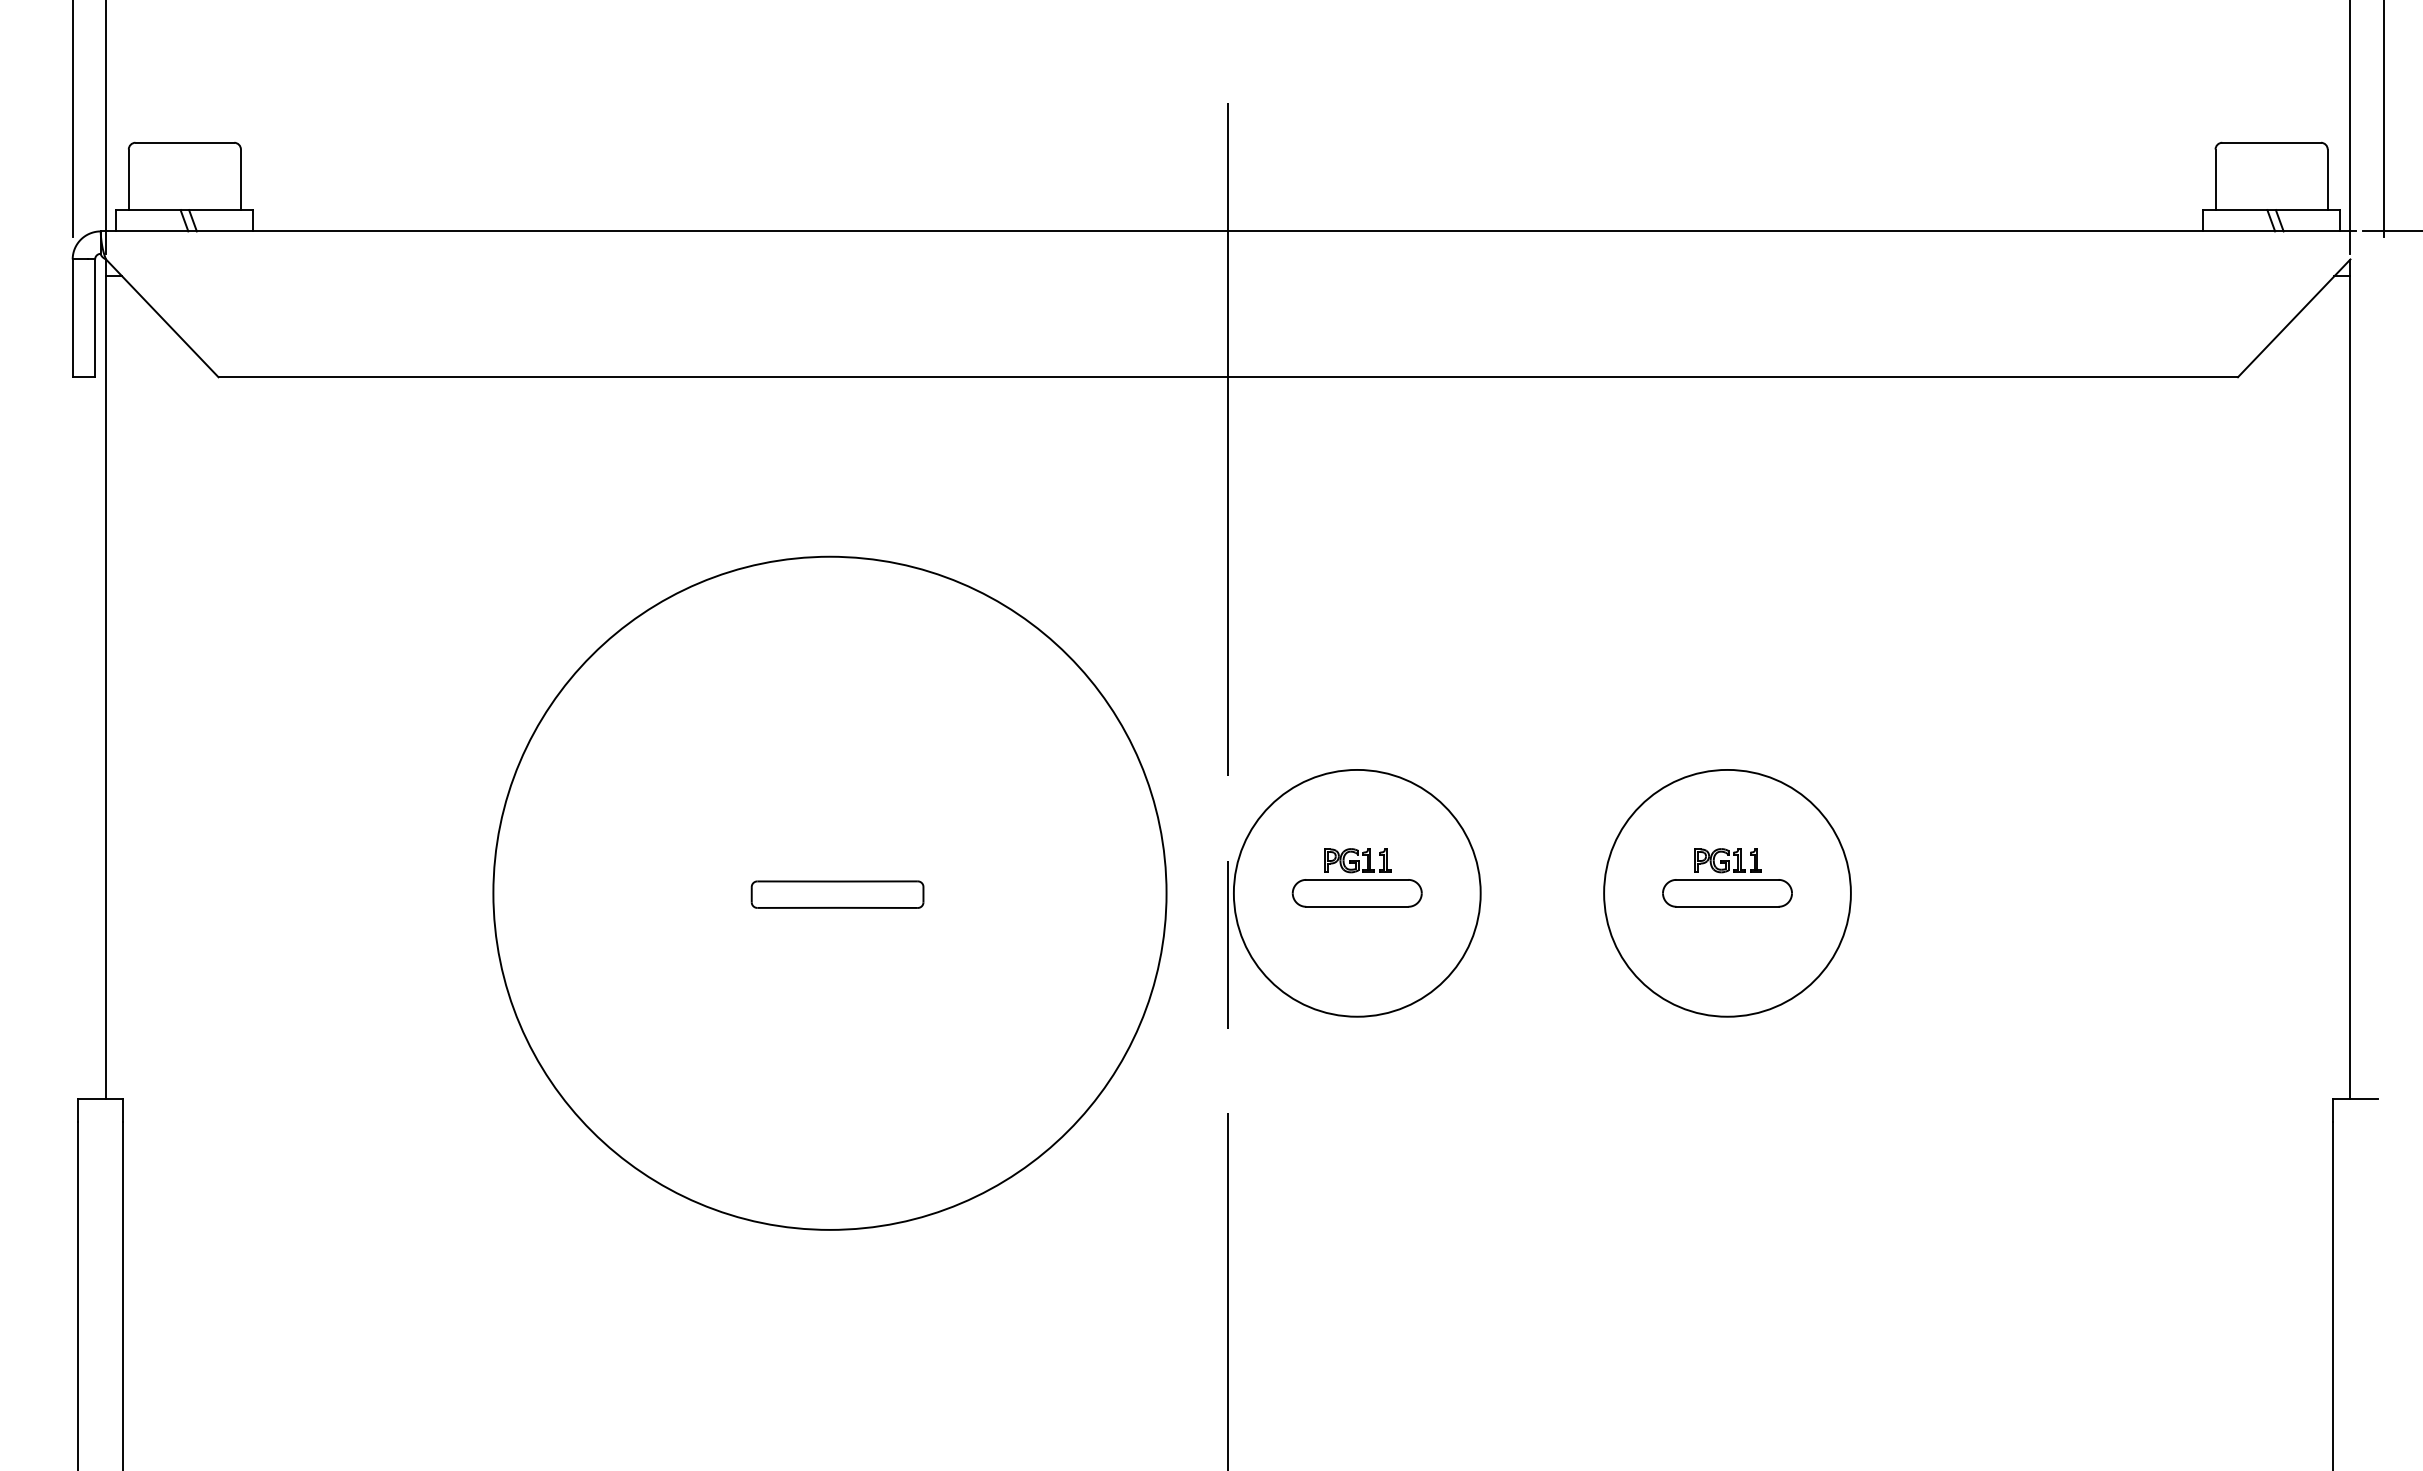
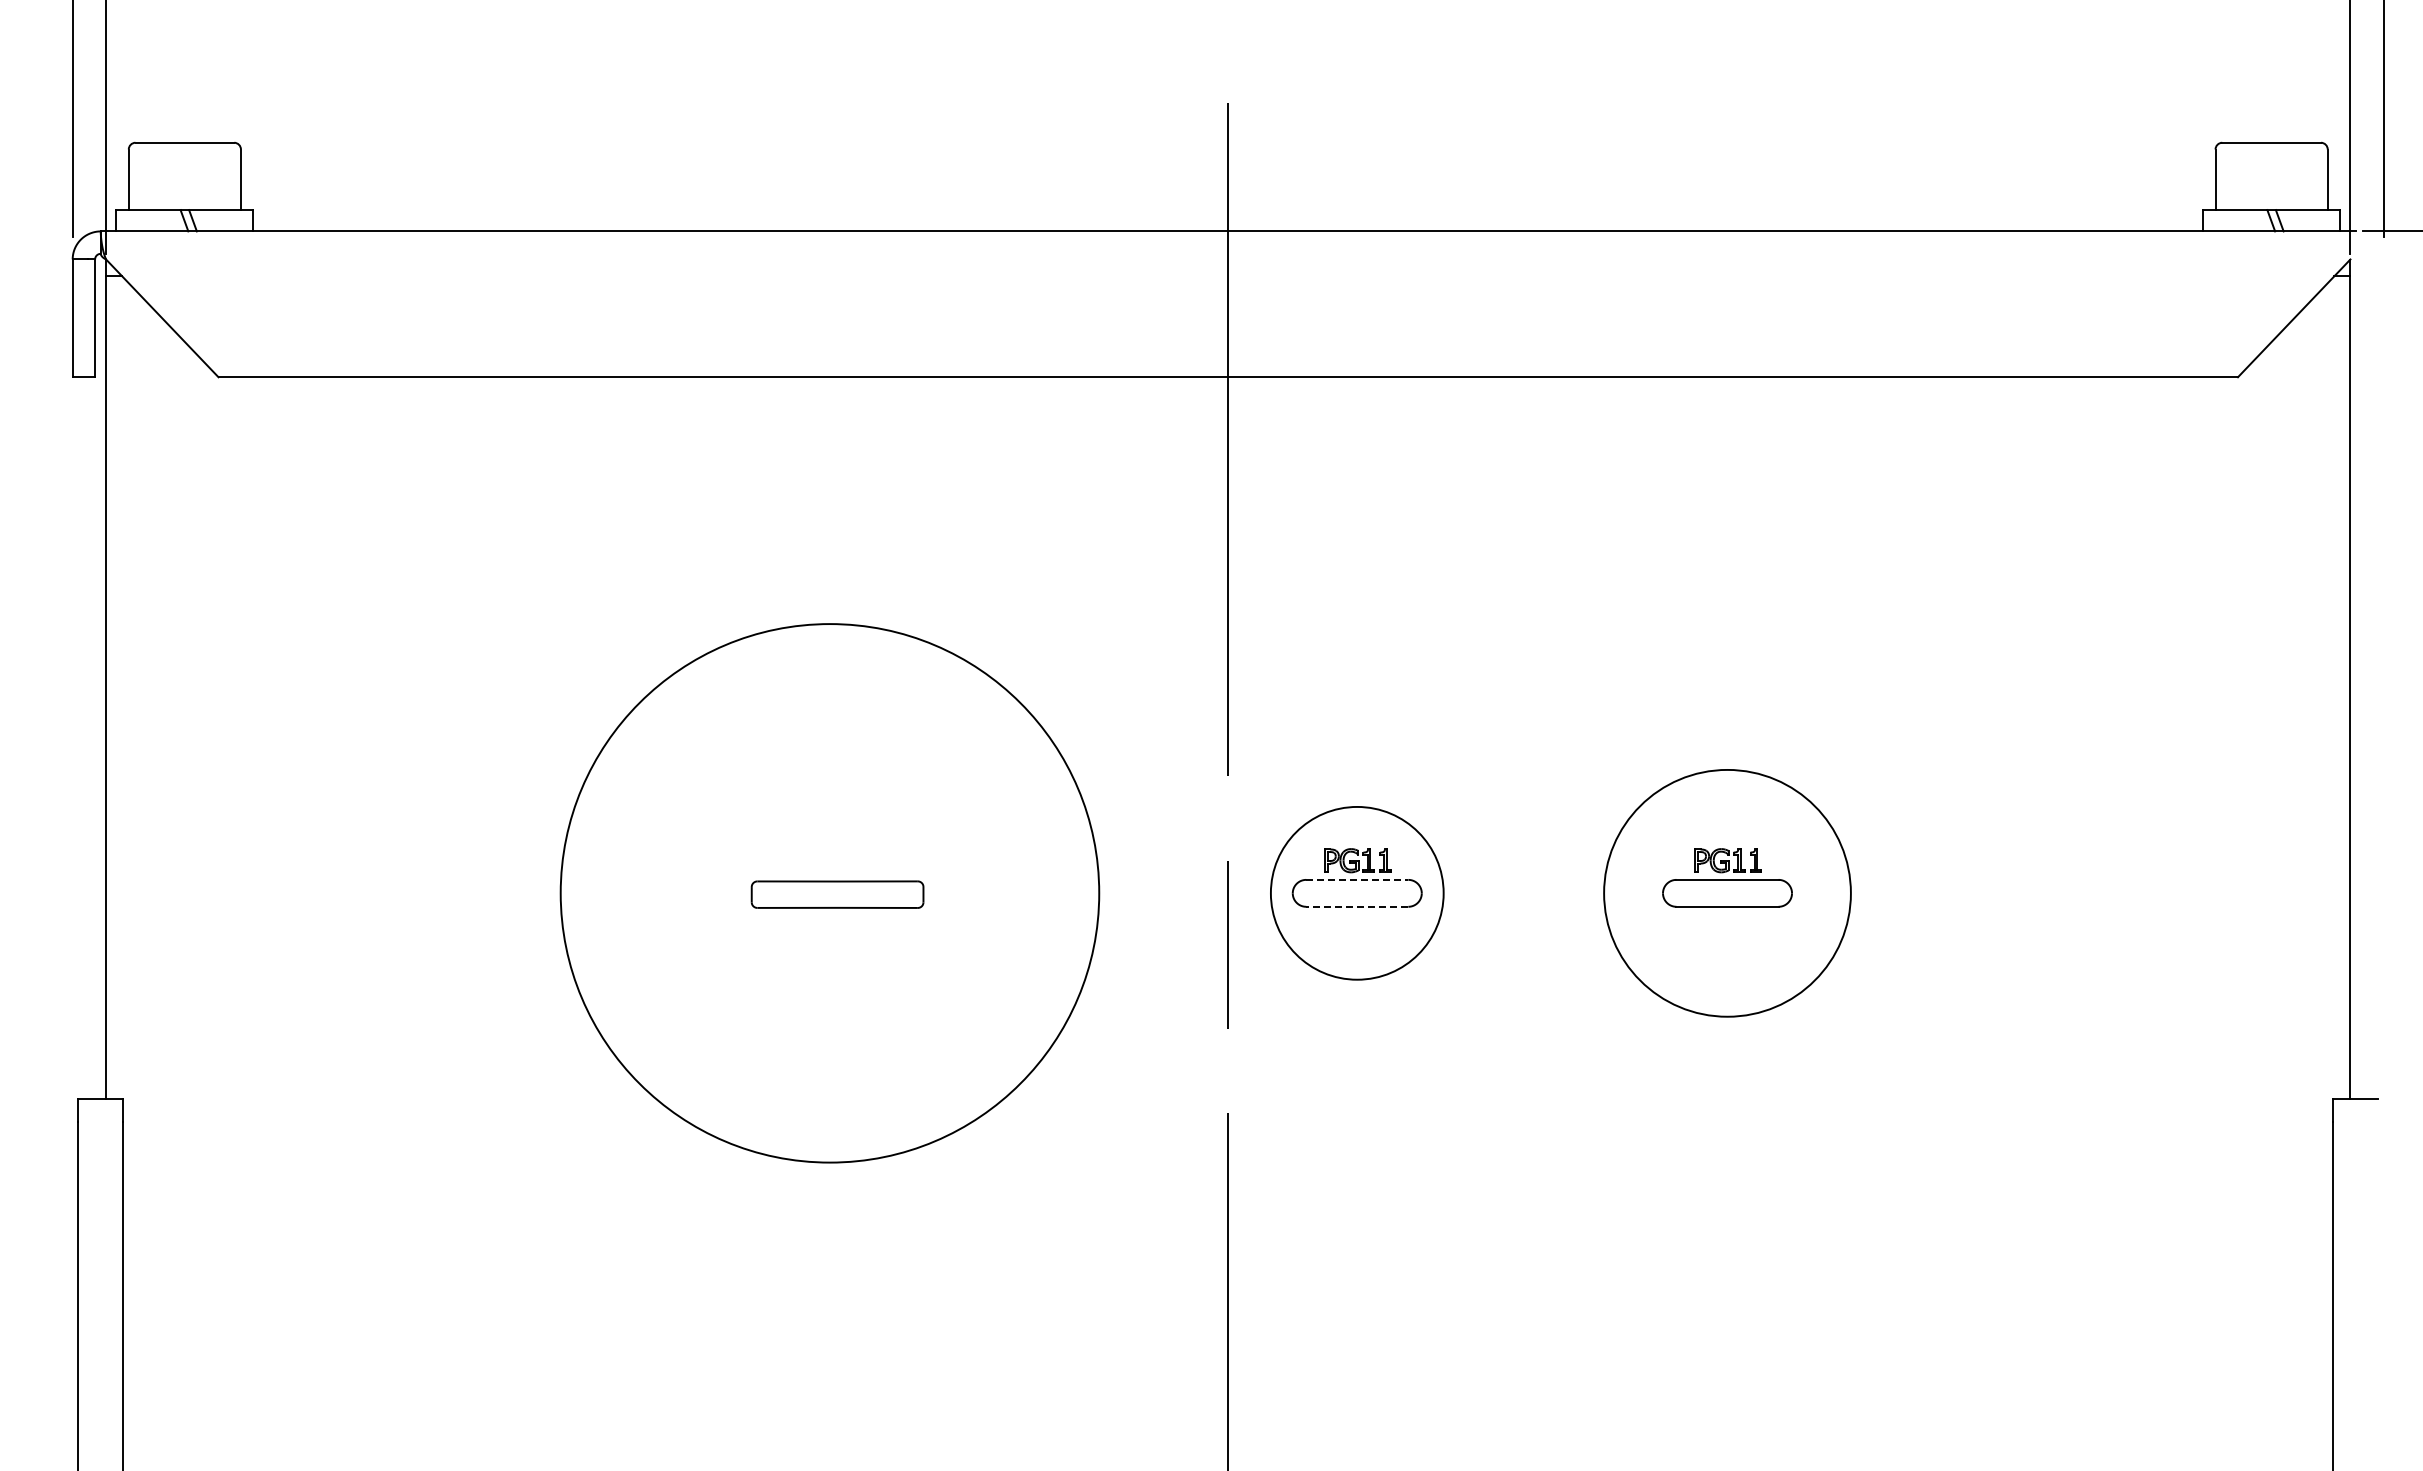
line: solid -> dashed (1357, 879)
circle diameter: 673 px -> 539 px (829, 893)
circle diameter: 247 px -> 173 px (1356, 892)
line: solid -> dashed (1356, 906)
